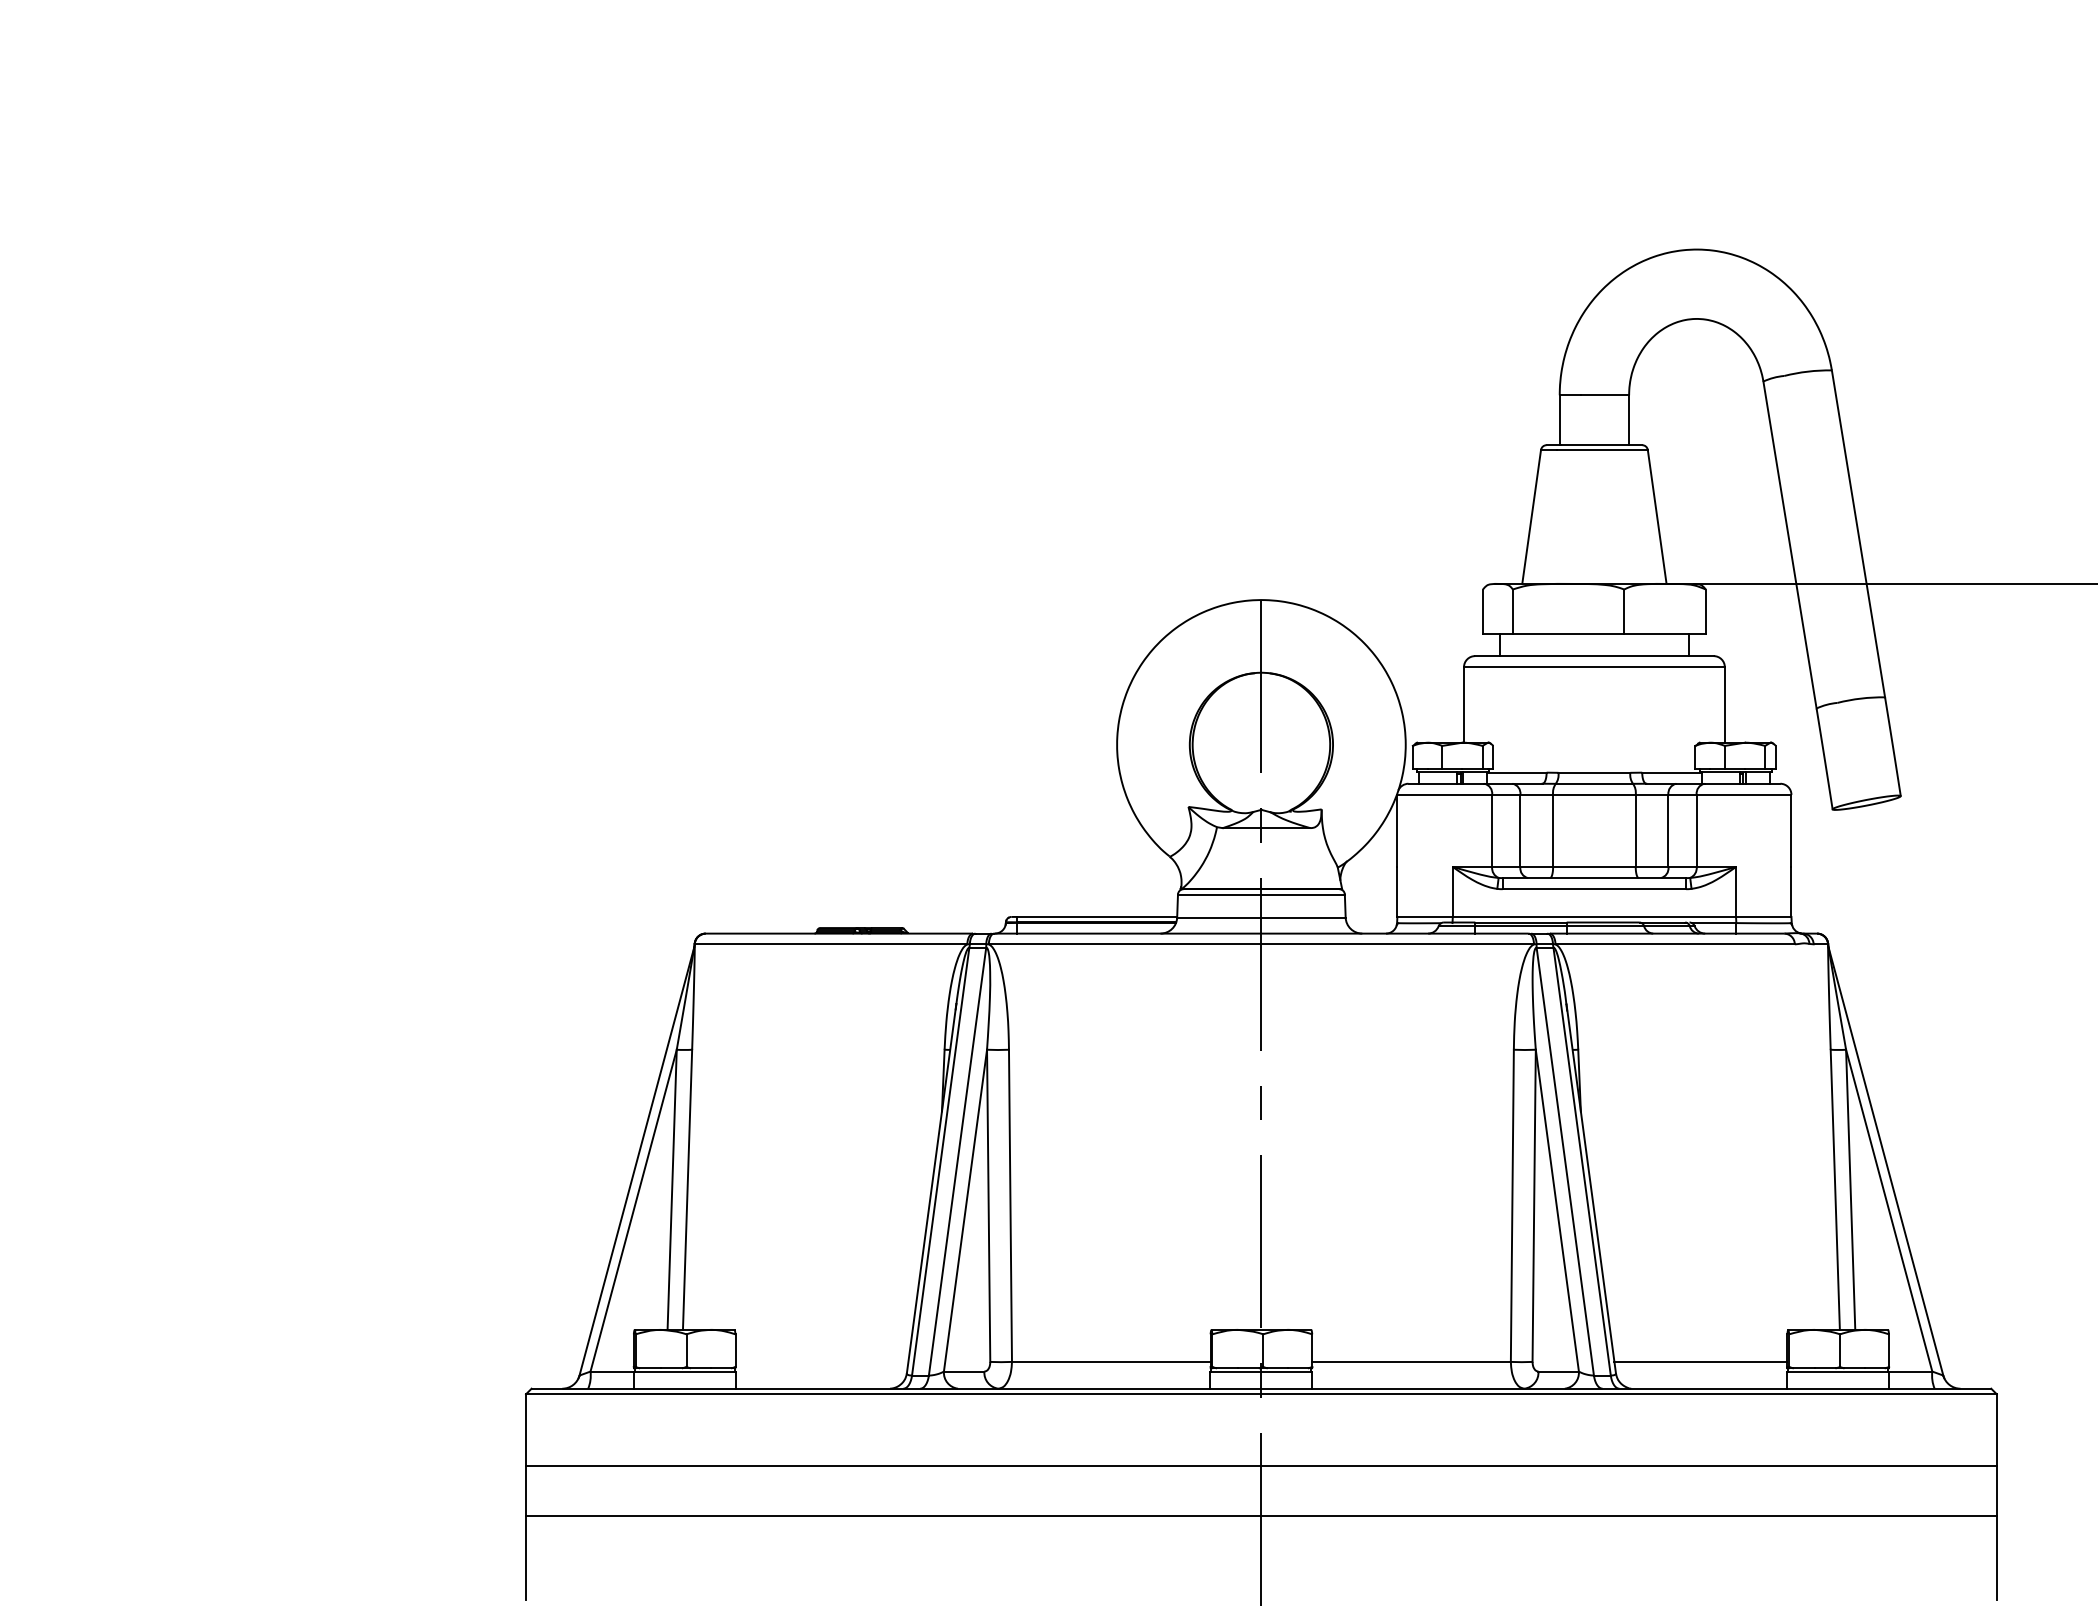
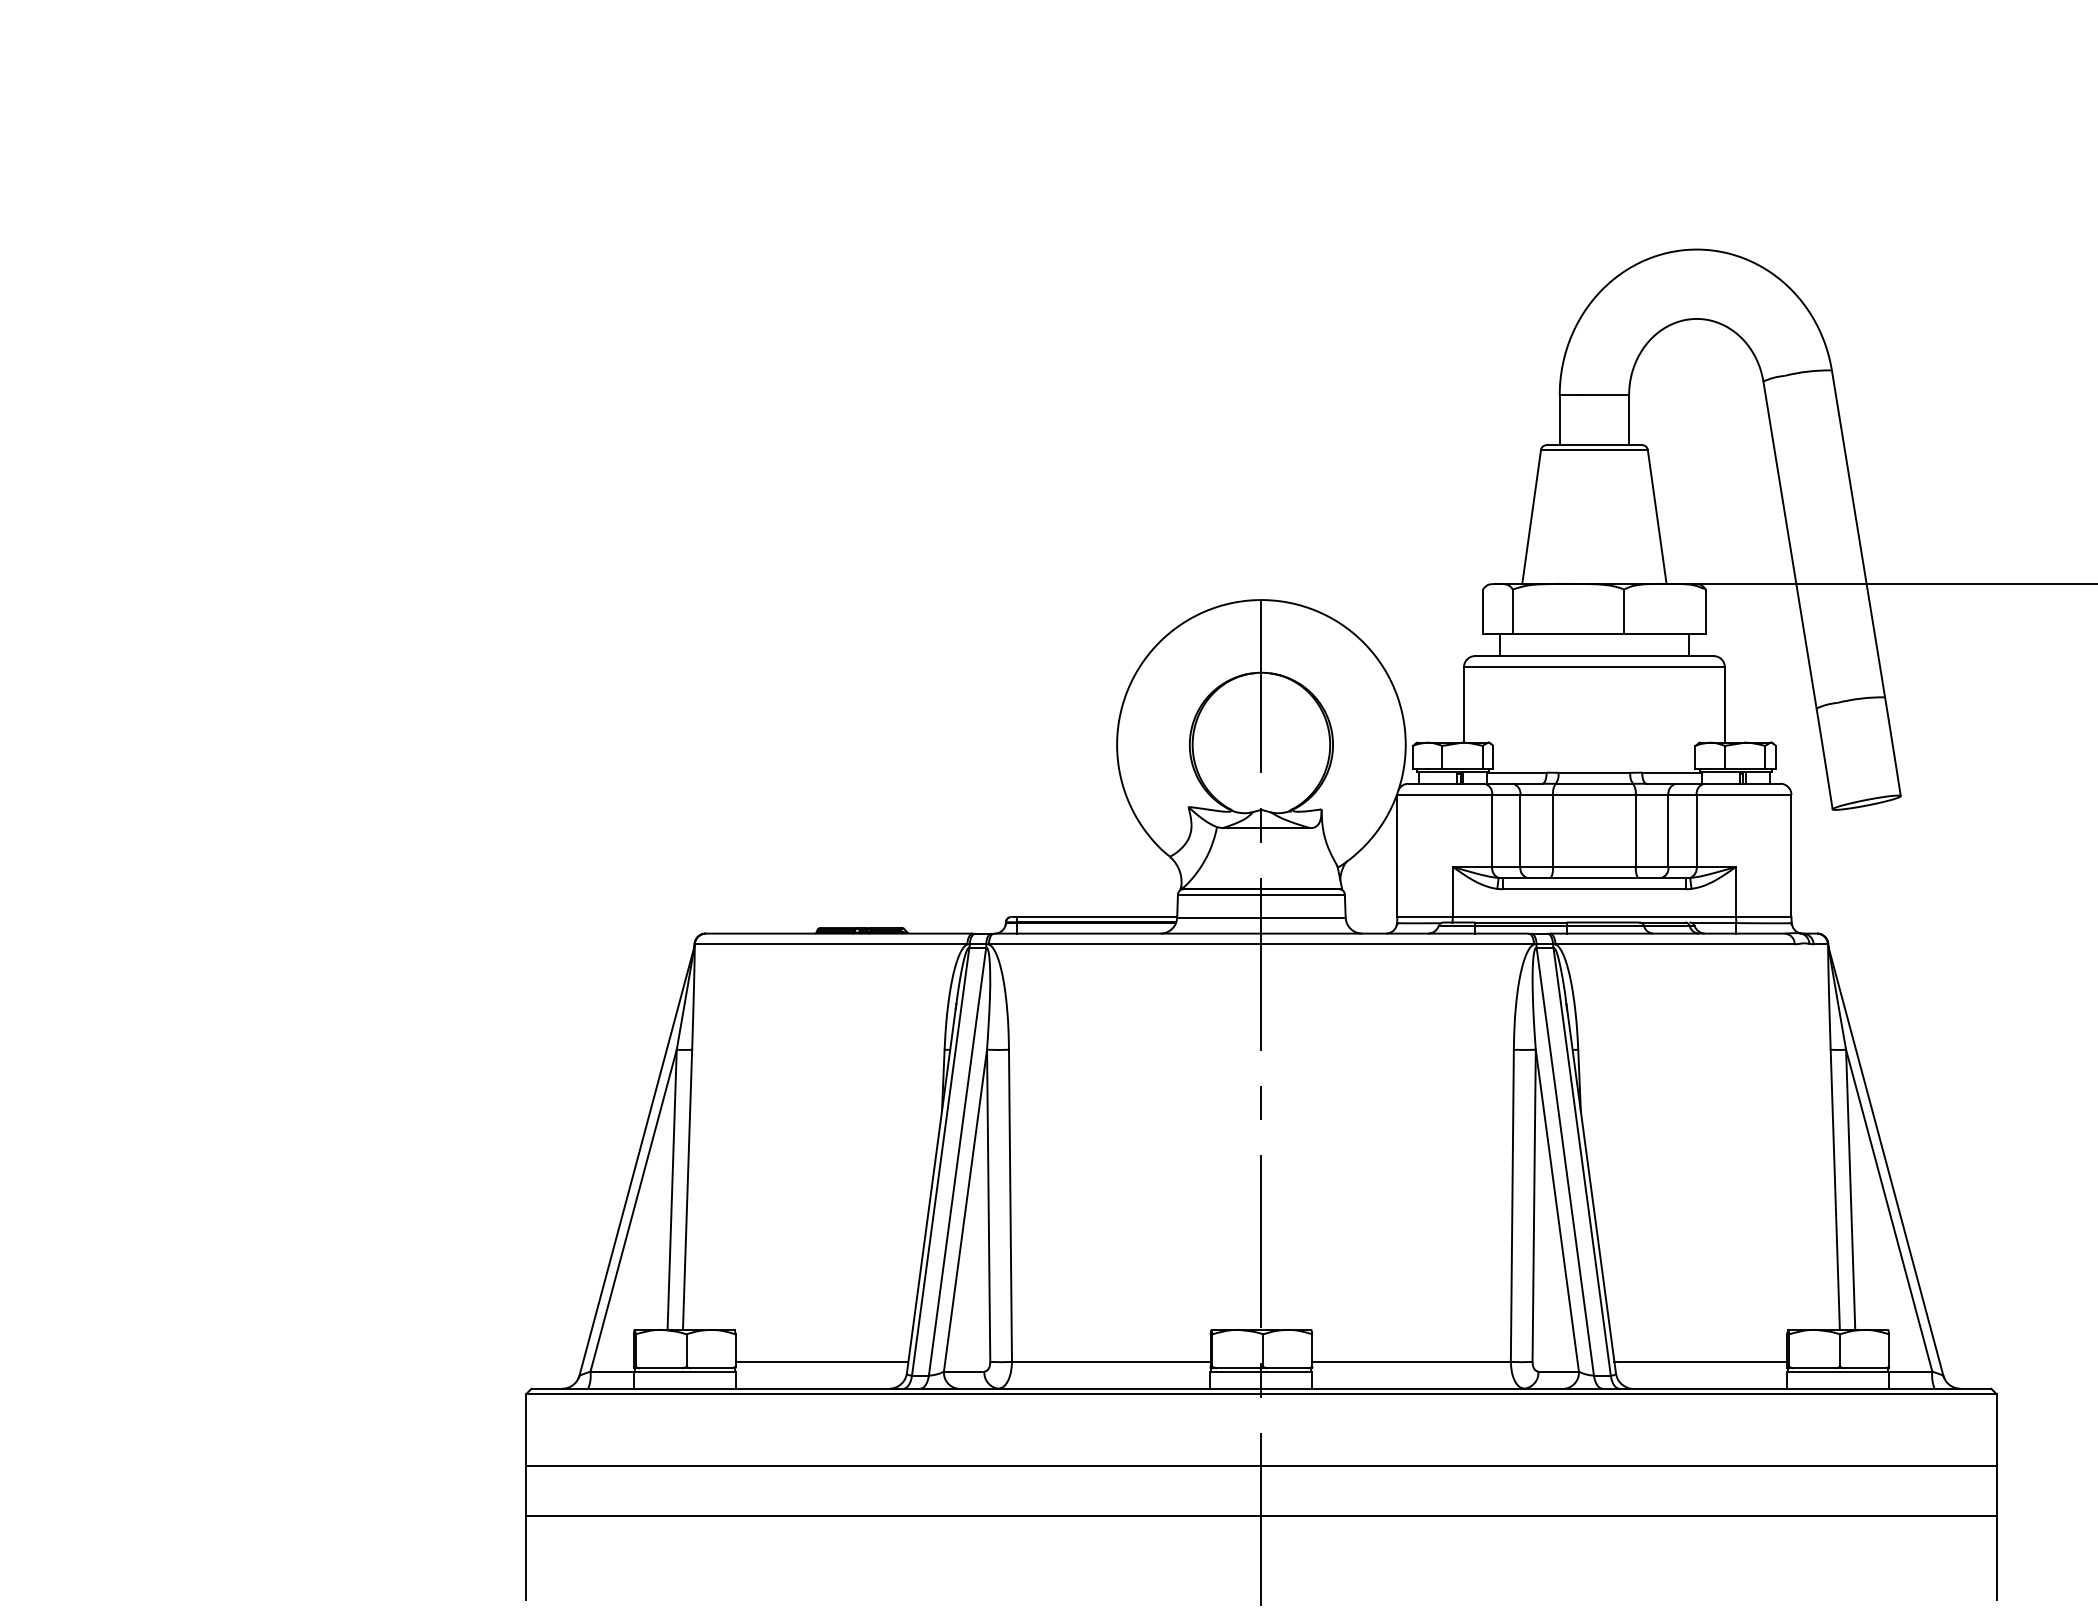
line: none -> present (821, 1361)
